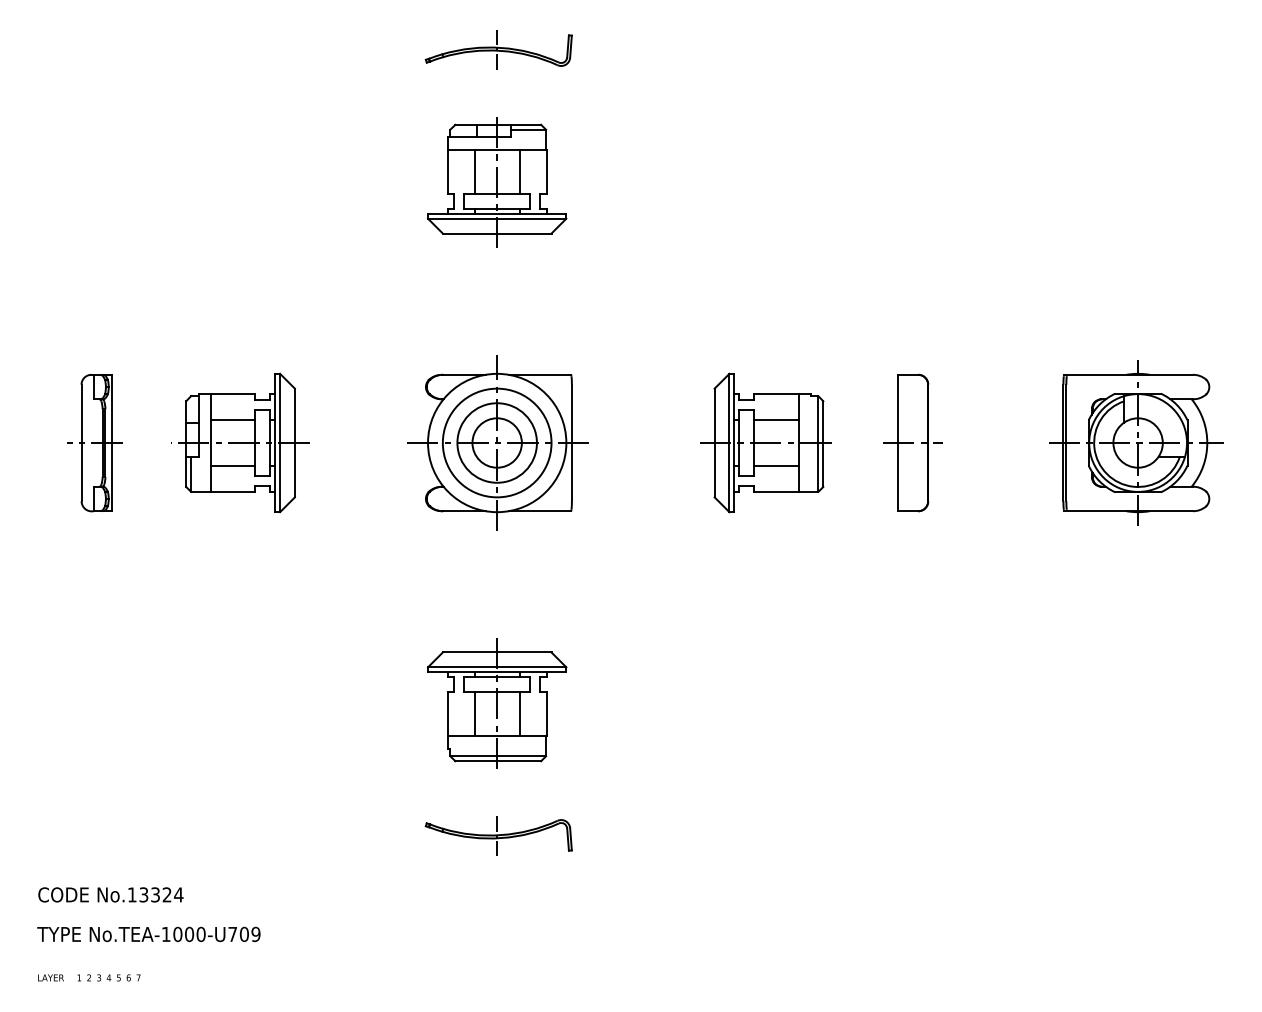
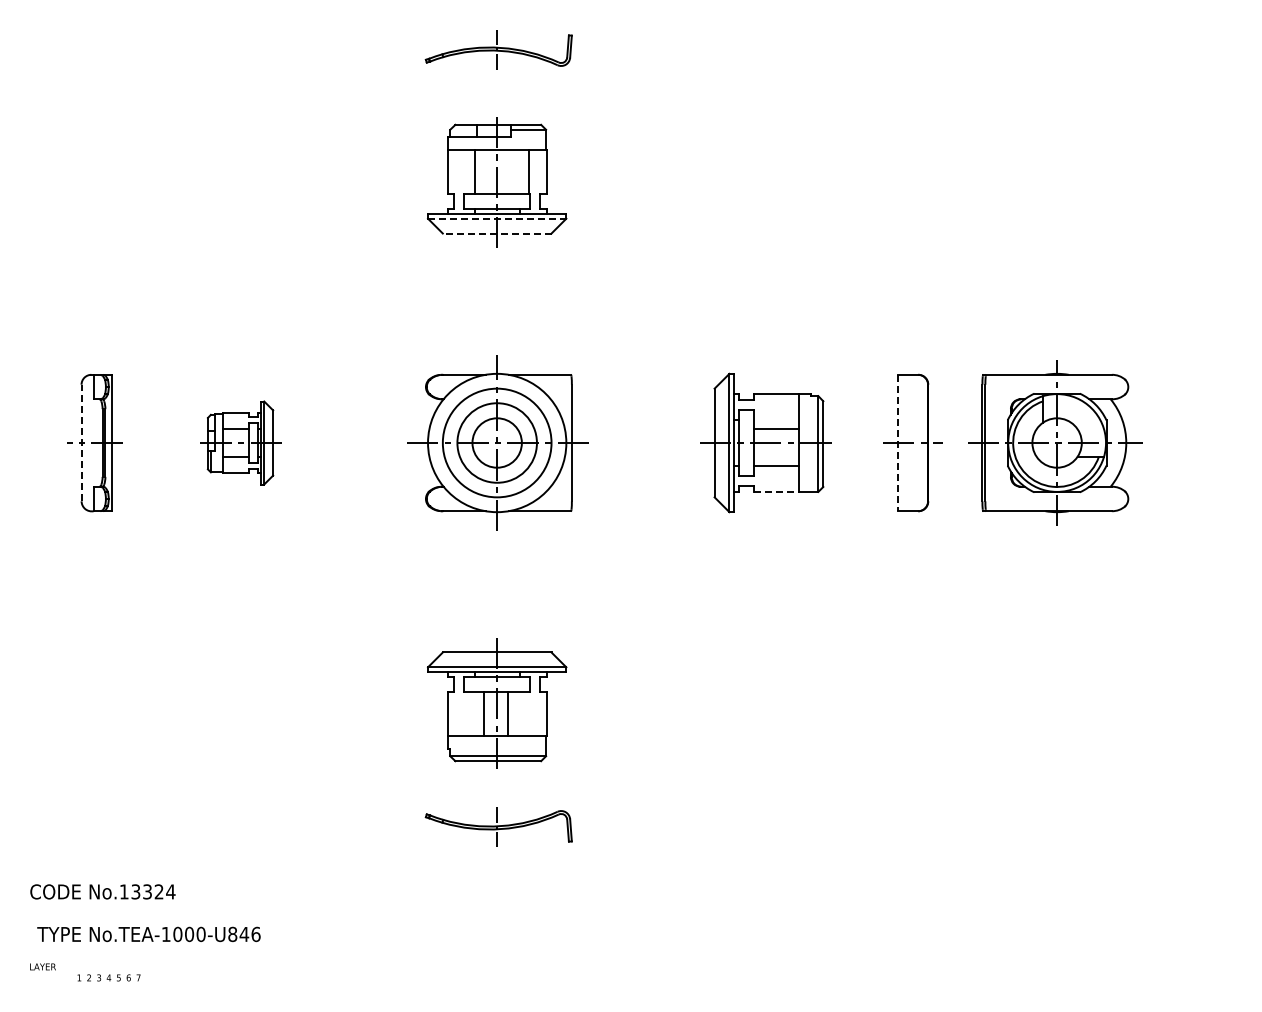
line position: (519, 171) -> (528, 171) (528, 171)
line: solid -> dashed (497, 218)
line: solid -> dashed (496, 233)
line position: (776, 420) -> (776, 429) (776, 429)
line: solid -> dashed (81, 442)
part size: 139x142 px -> 82x86 px (240, 442)
part position: (1136, 442) -> (1055, 442) (1055, 442)
line: solid -> dashed (897, 443)
line: solid -> dashed (776, 492)
line position: (474, 714) -> (483, 714) (483, 714)
line position: (519, 714) -> (507, 714) (507, 714)
part position: (498, 835) -> (498, 826) (498, 826)
text position: (110, 894) -> (102, 891) (102, 891)
text: No.TEA-1000-U709 -> No.TEA-1000-U846 (244, 934)
text position: (50, 977) -> (42, 966) (42, 966)
